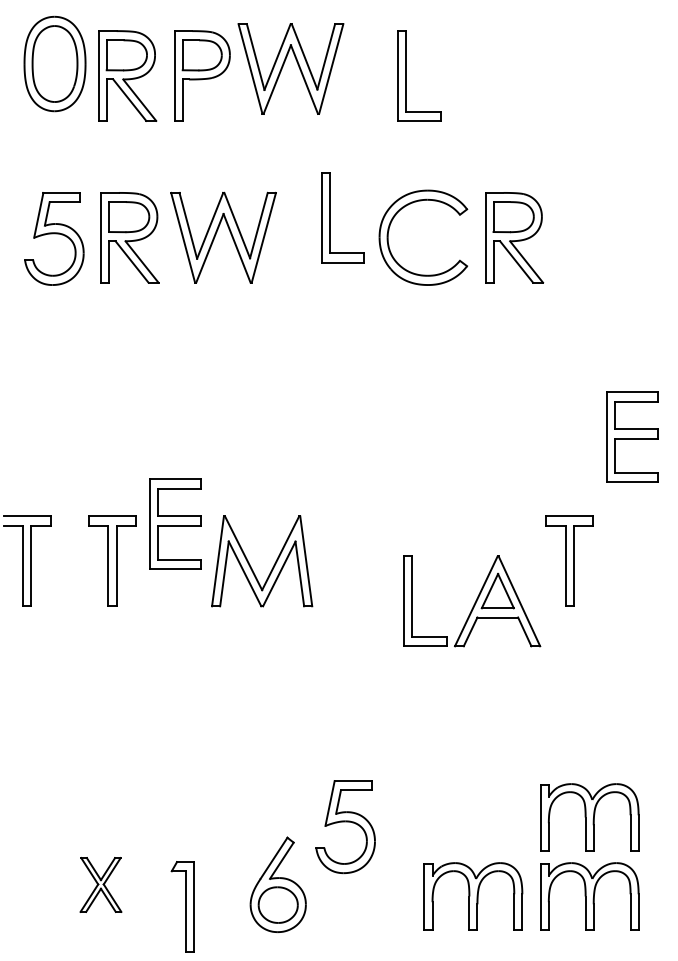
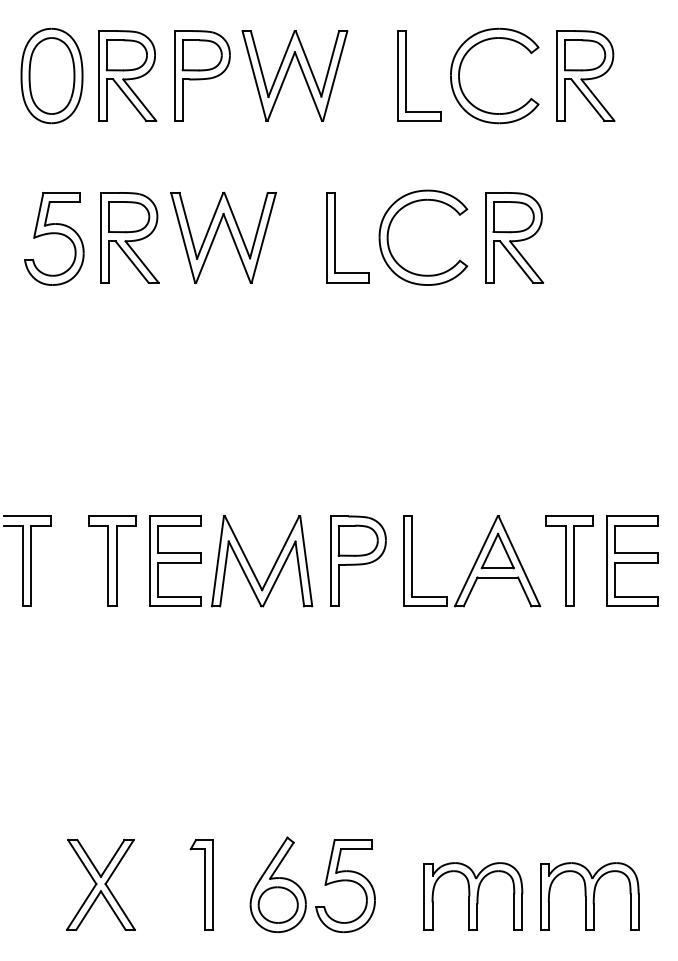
part position: (54, 63) -> (51, 75) (51, 75)
part position: (283, 67) -> (287, 74) (287, 74)
part: none -> present (460, 72)
part: none -> present (585, 75)
part position: (330, 217) -> (335, 237) (335, 237)
part position: (632, 436) -> (632, 560) (632, 560)
part position: (175, 523) -> (175, 560) (175, 560)
part: none -> present (358, 560)
part position: (472, 601) -> (472, 561) (472, 561)
part: present -> none (589, 817)
part position: (345, 827) -> (345, 886) (345, 886)
part size: 44x56 px -> 70x92 px (100, 884)
part position: (182, 906) -> (201, 884) (201, 884)
